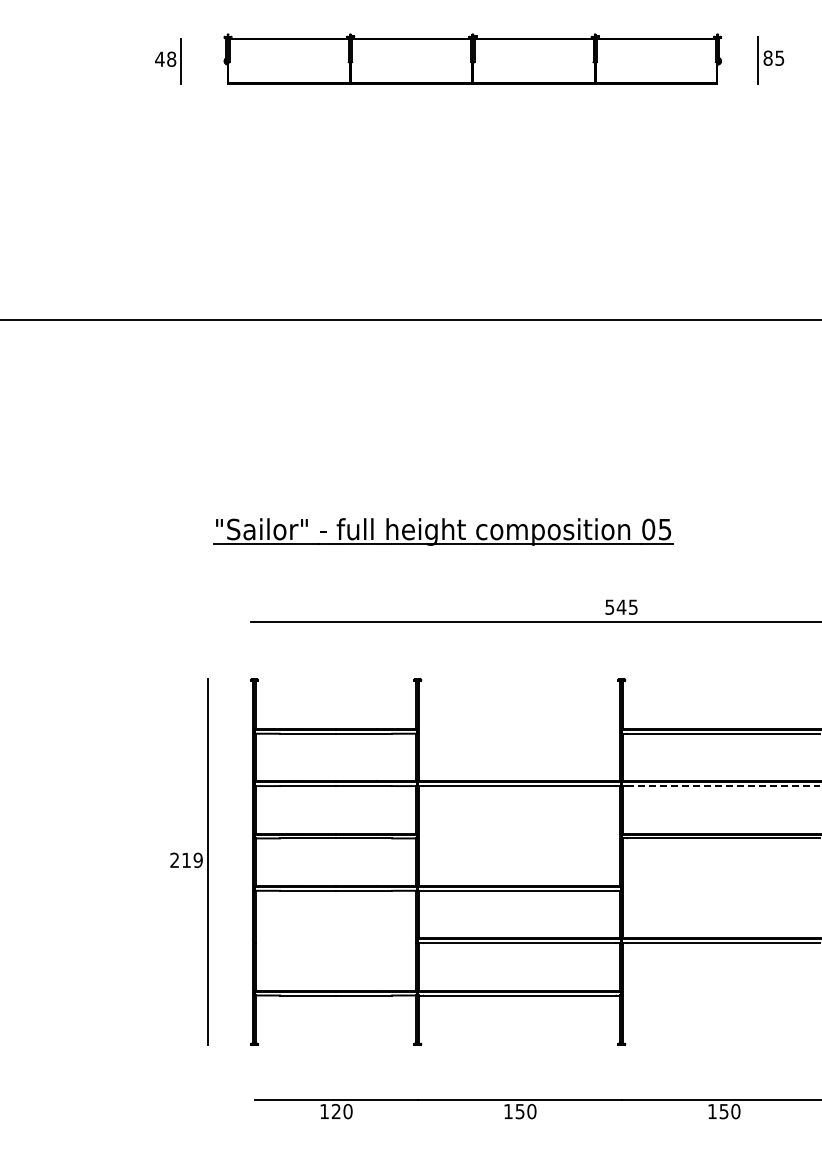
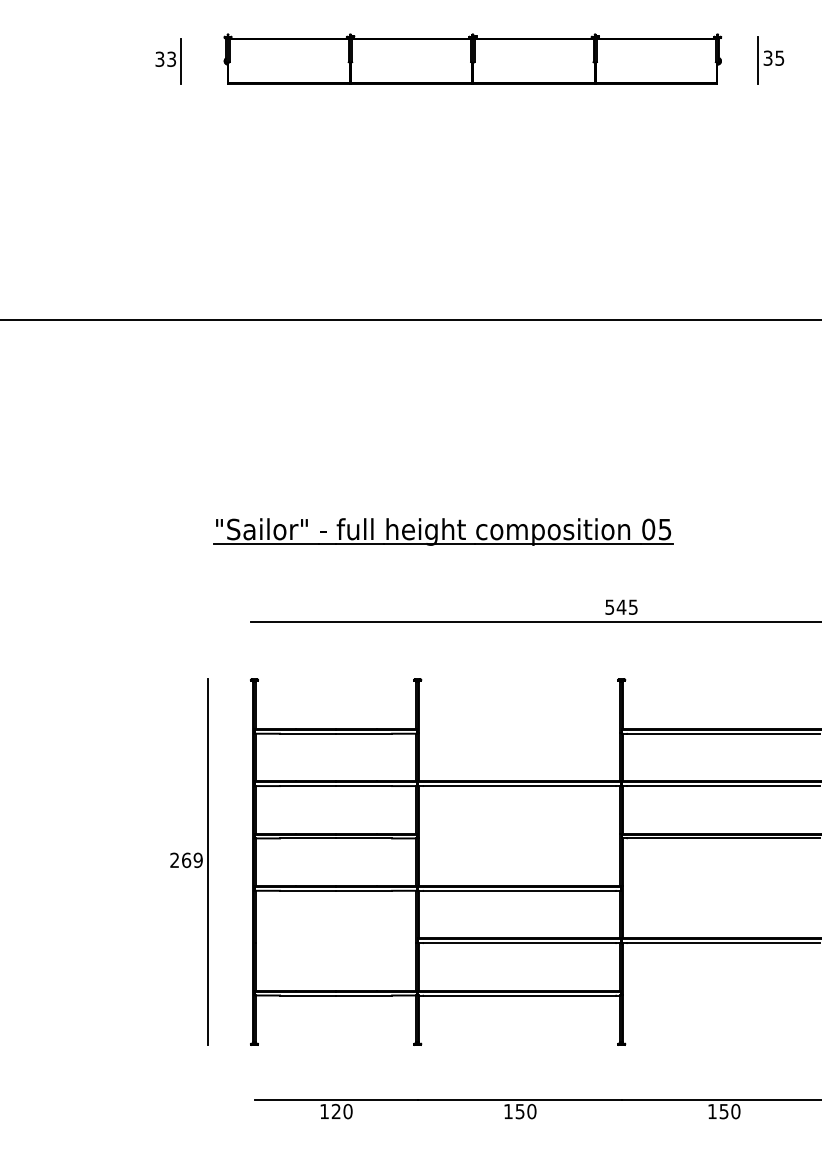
text: 85 -> 35 (767, 57)
text: 48 -> 33 (165, 58)
line: dashed -> solid (724, 786)
text: 219 -> 269 (186, 860)
